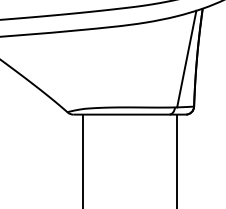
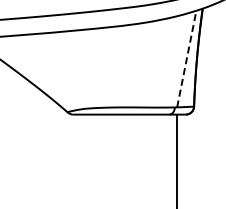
line: solid -> dashed (186, 58)
line: present -> none (83, 159)
